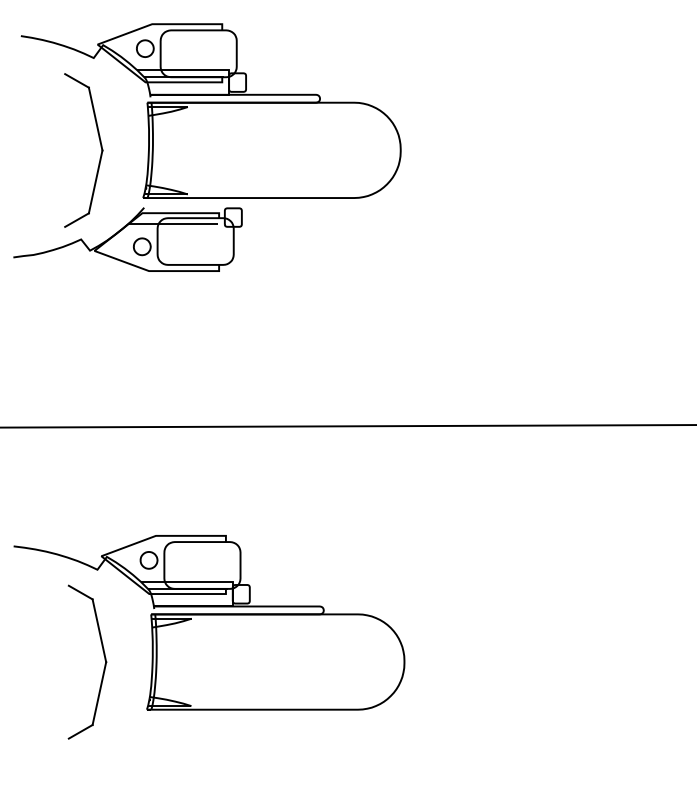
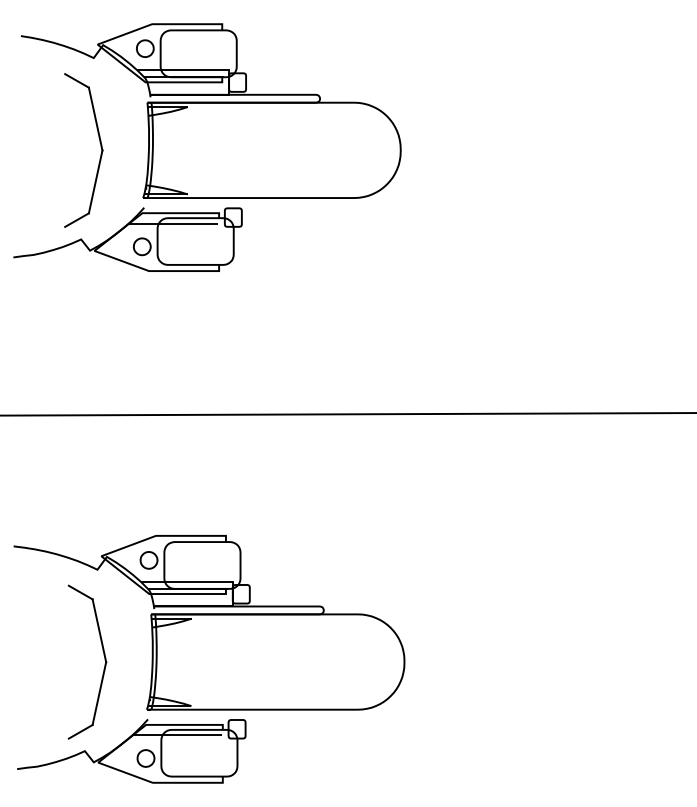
line position: (347, 426) -> (347, 414) (347, 414)
part: none -> present (131, 751)
